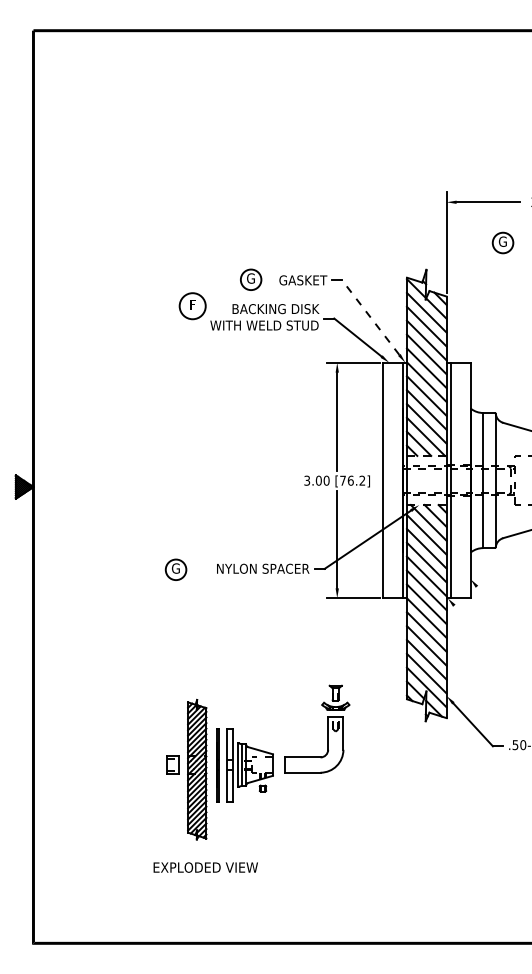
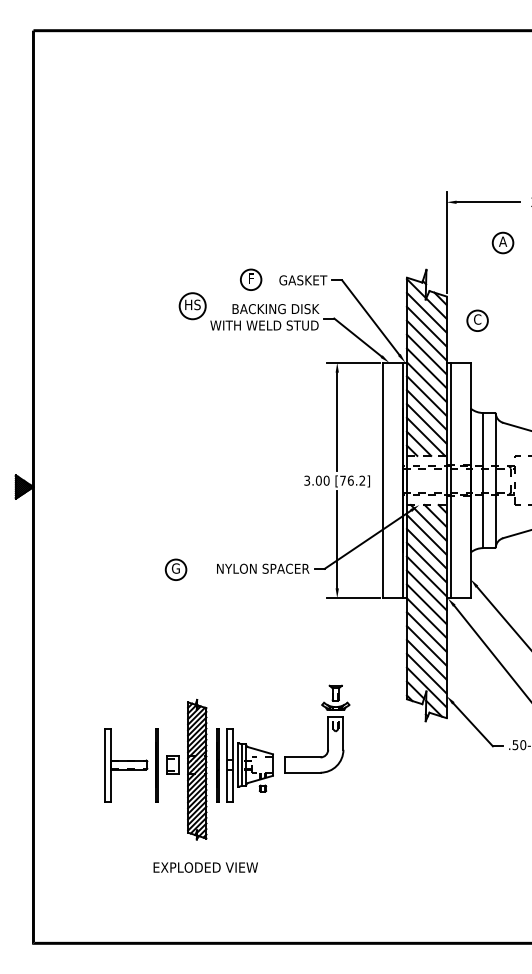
text: G -> A (502, 241)
text: G -> F (250, 278)
text: F -> HS (192, 304)
line: dashed -> solid (370, 317)
part: none -> present (477, 320)
line: none -> present (502, 616)
line: none -> present (491, 651)
part: none -> present (131, 765)
